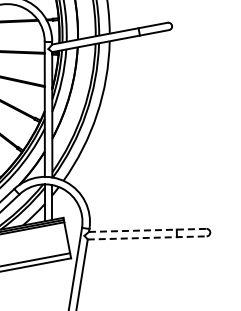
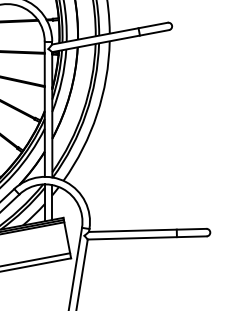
line: dashed -> solid (147, 230)
line: dashed -> solid (147, 237)
